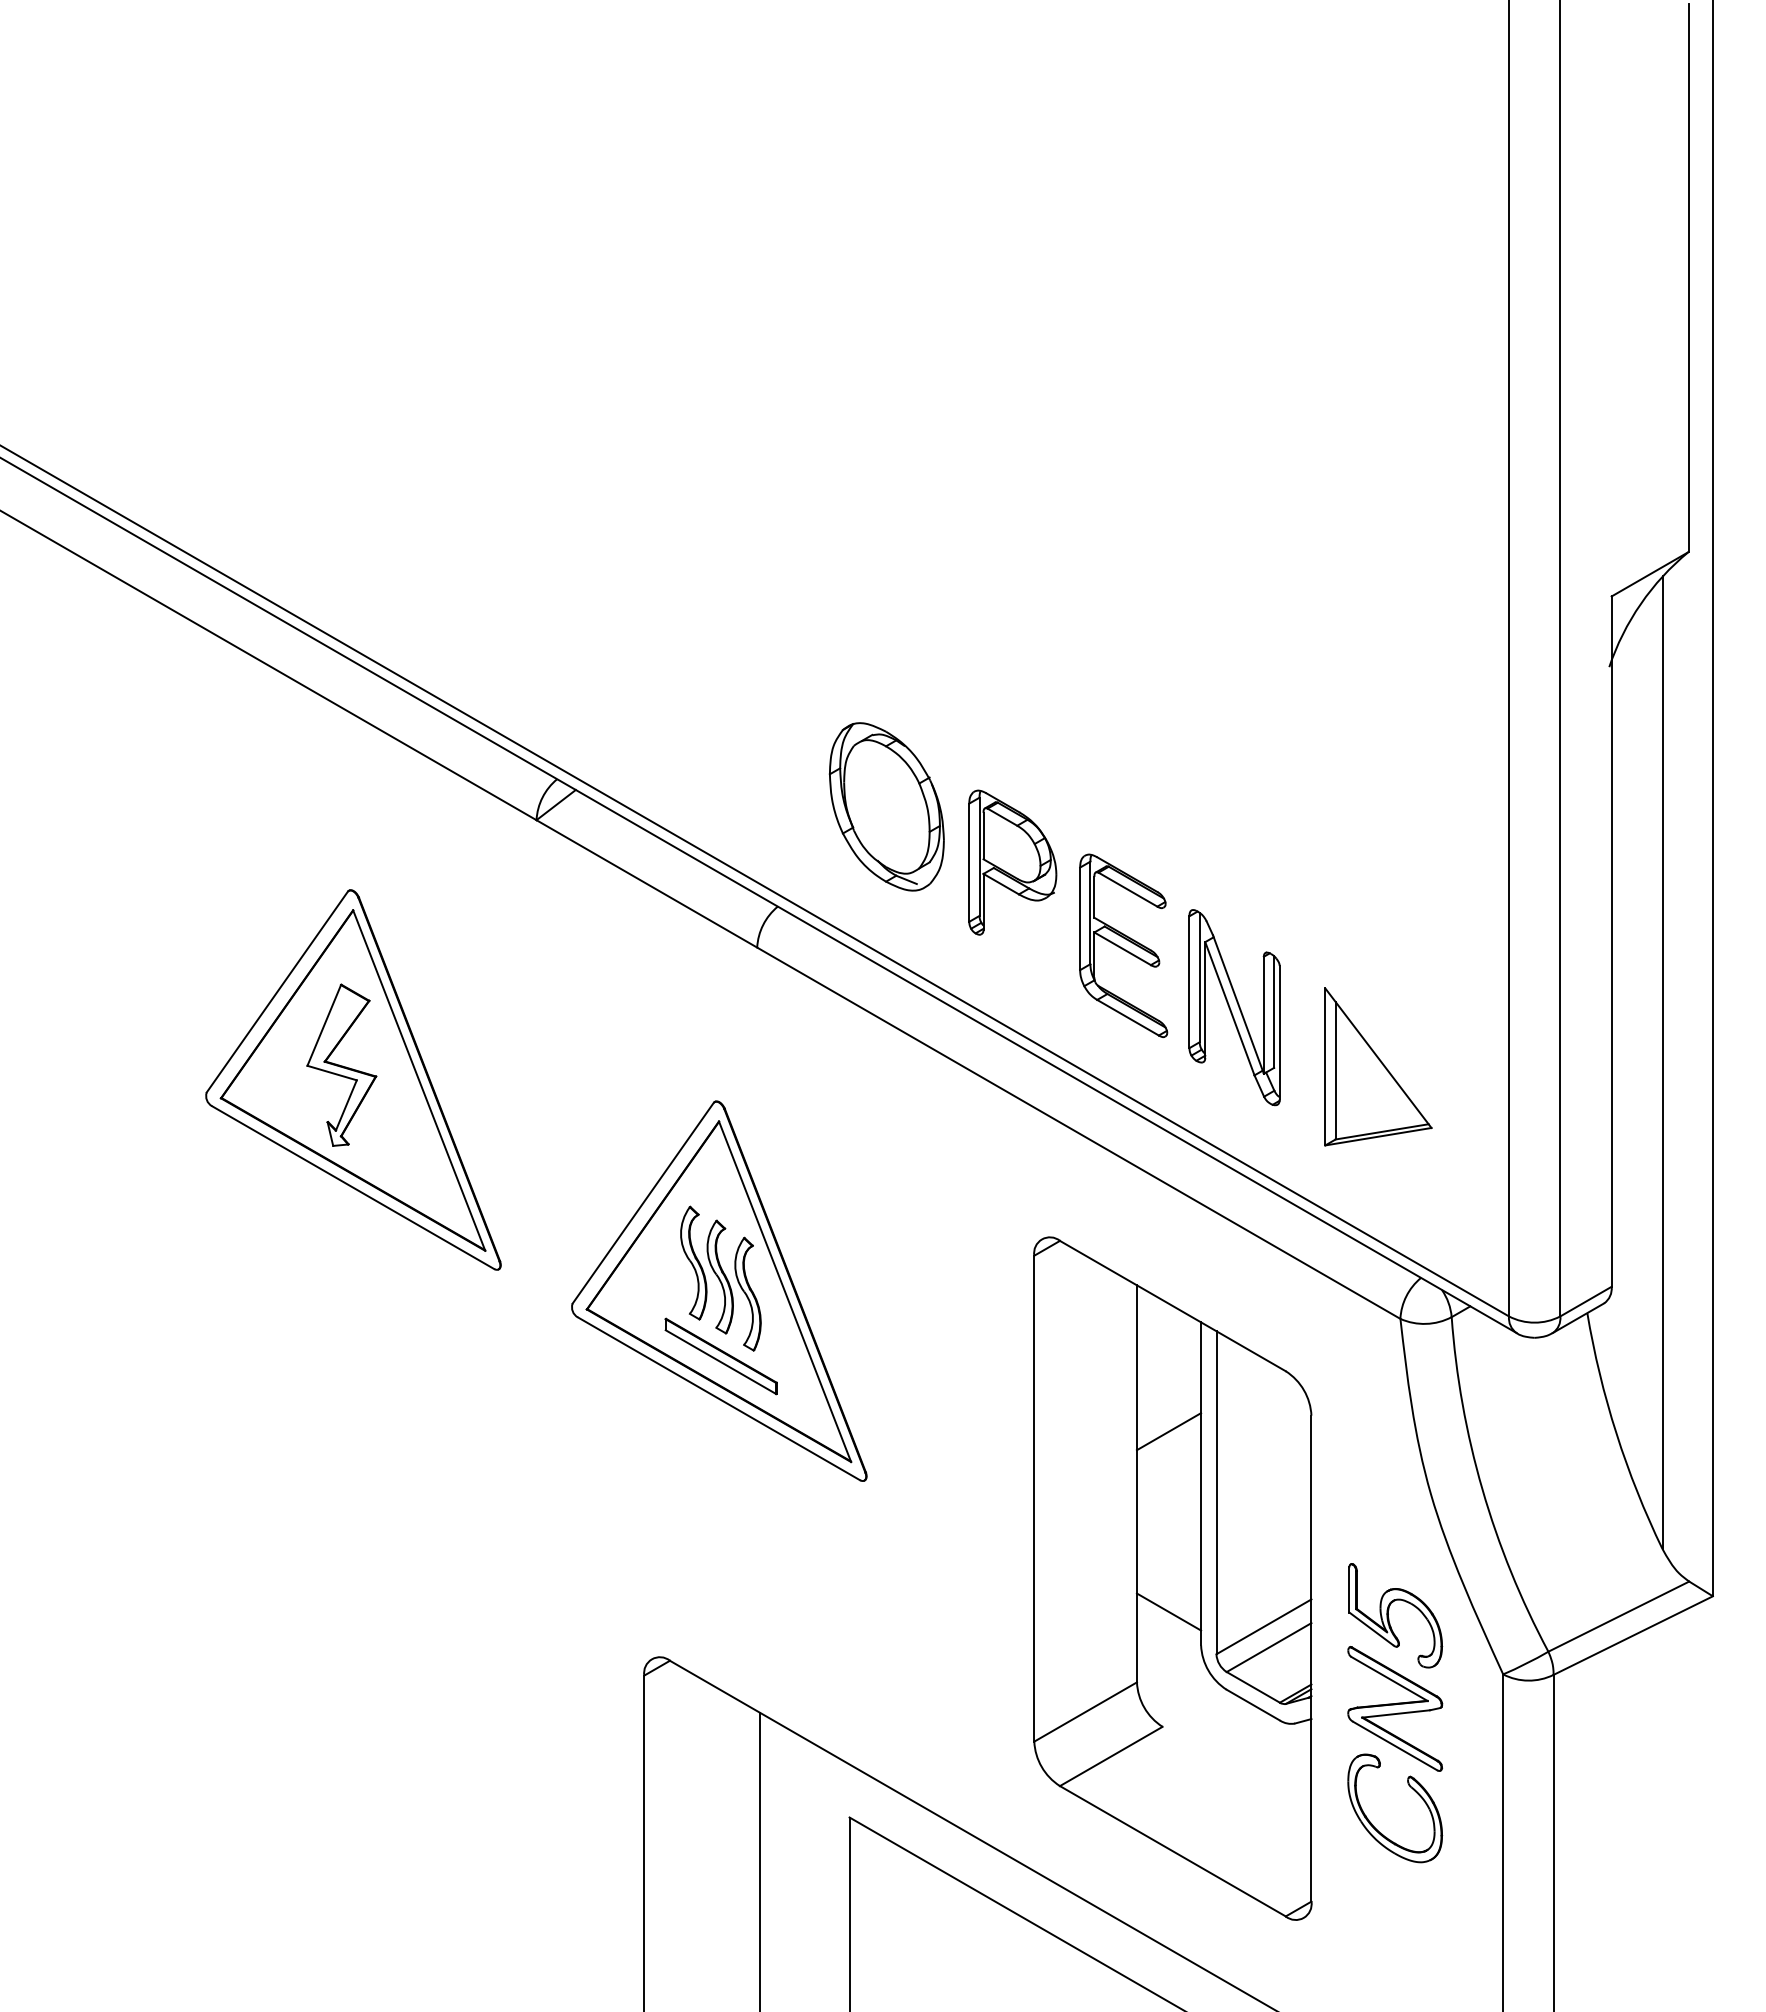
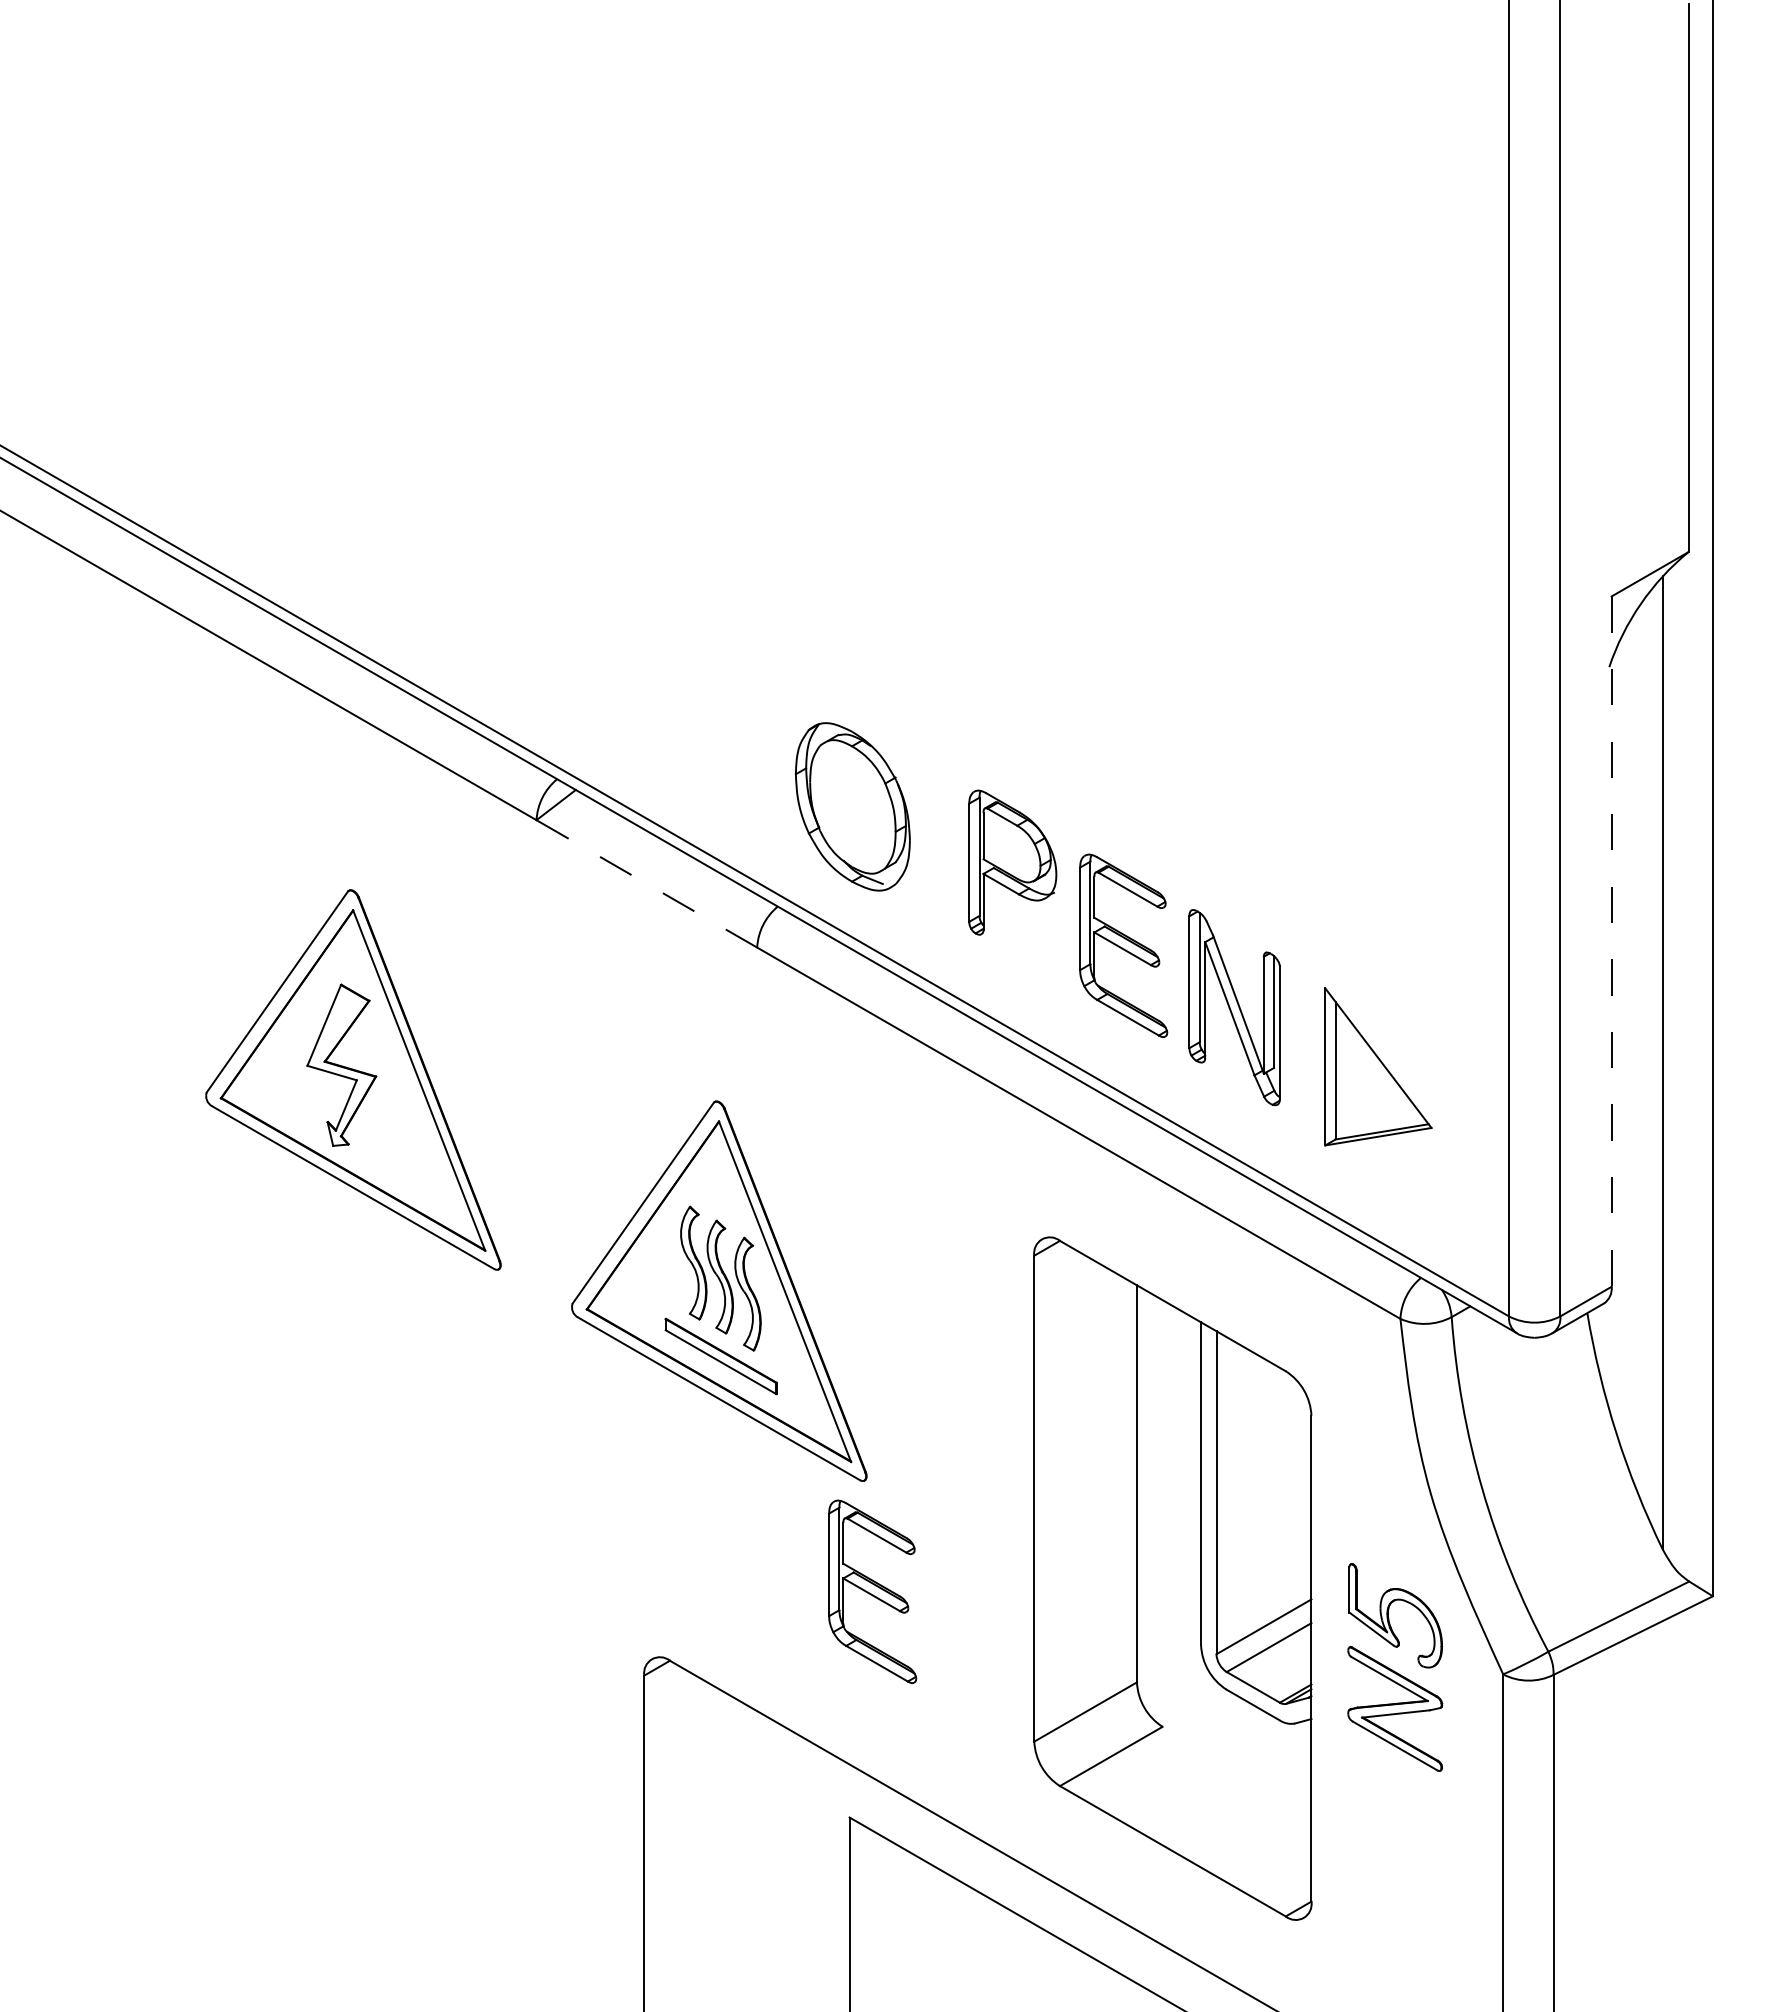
part position: (886, 806) -> (852, 806) (852, 806)
line: solid -> dashed (646, 883)
line: solid -> dashed (1611, 942)
line: present -> none (1168, 1431)
part: none -> present (872, 1591)
line: present -> none (1168, 1611)
part: present -> none (1413, 1790)
line: present -> none (759, 1860)
